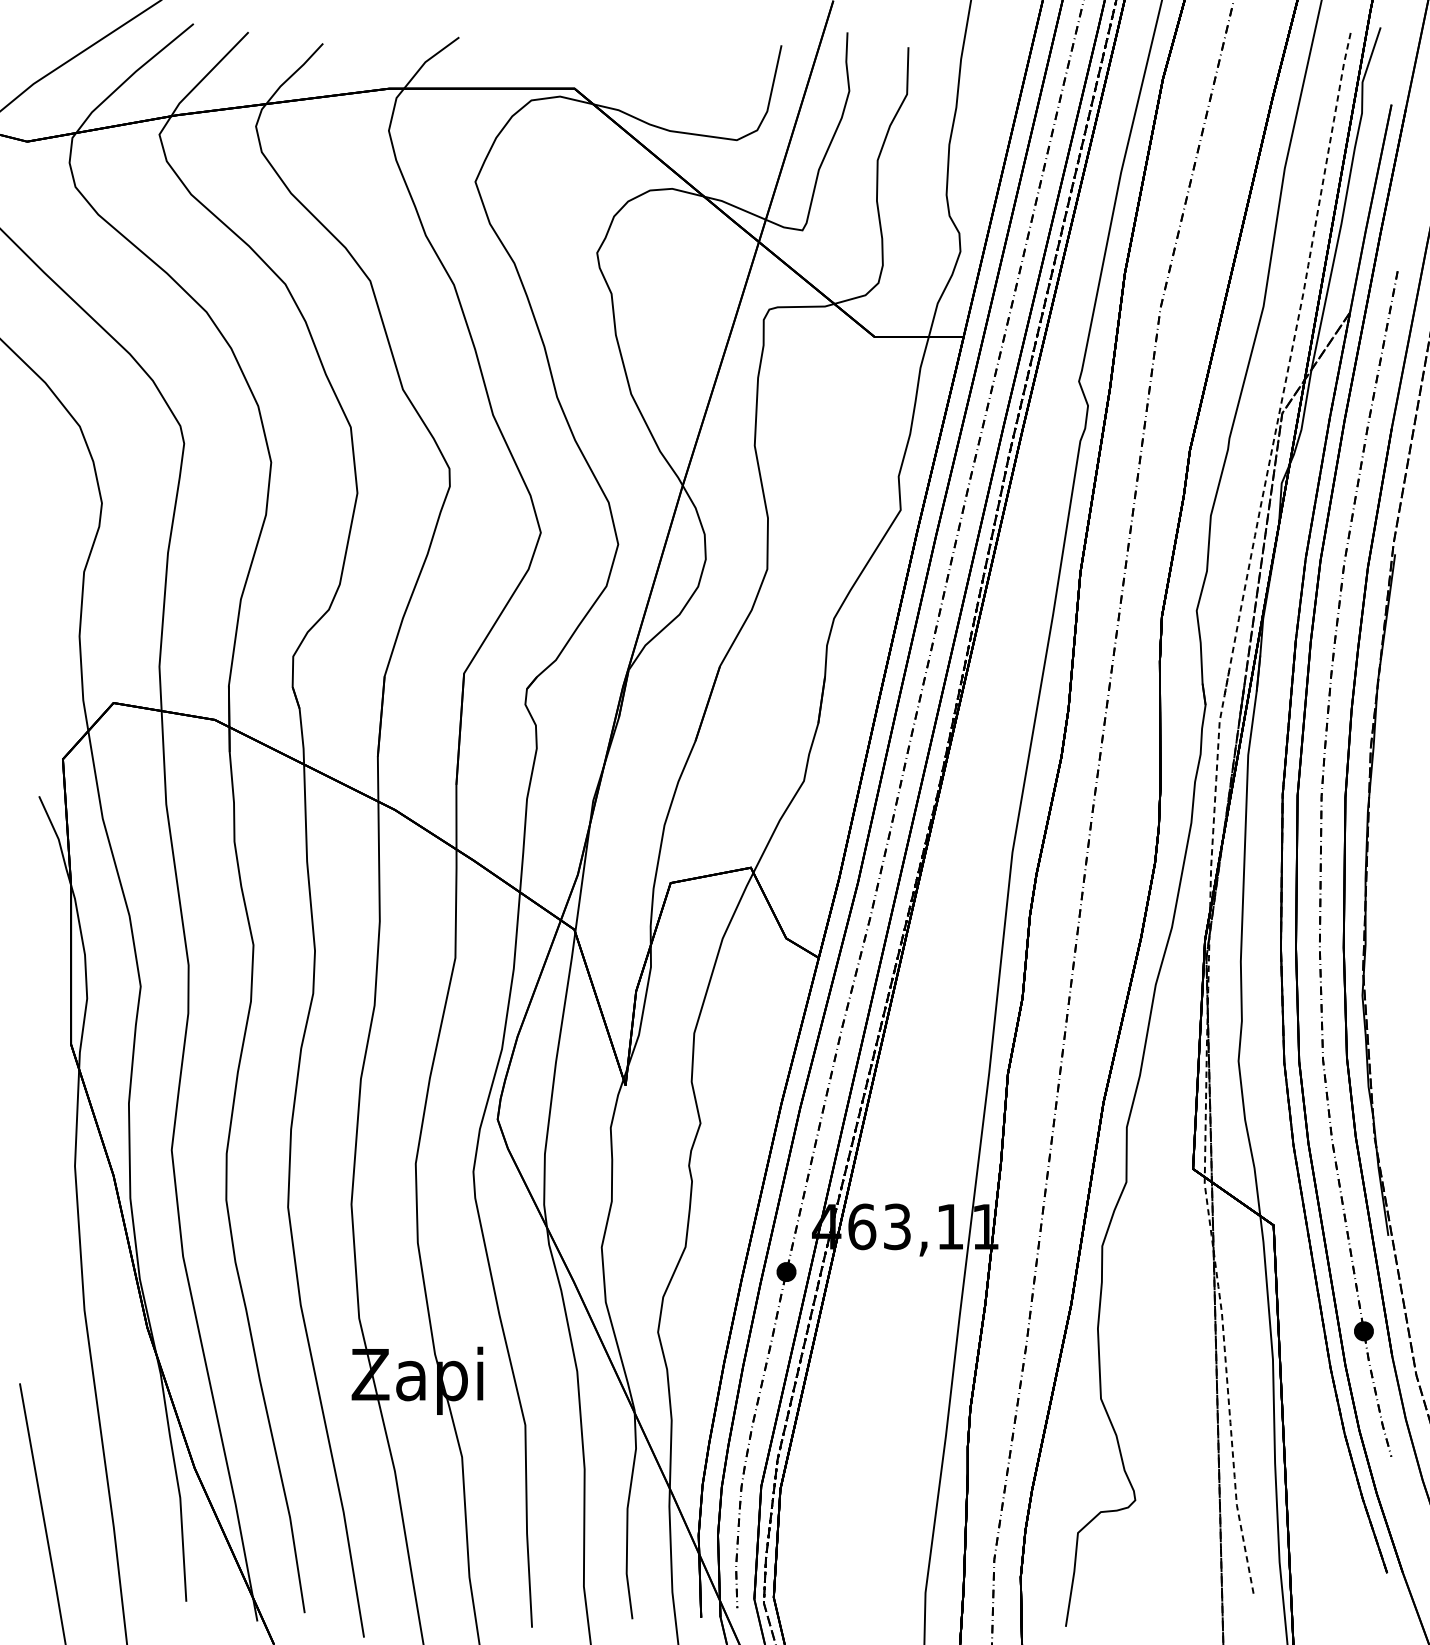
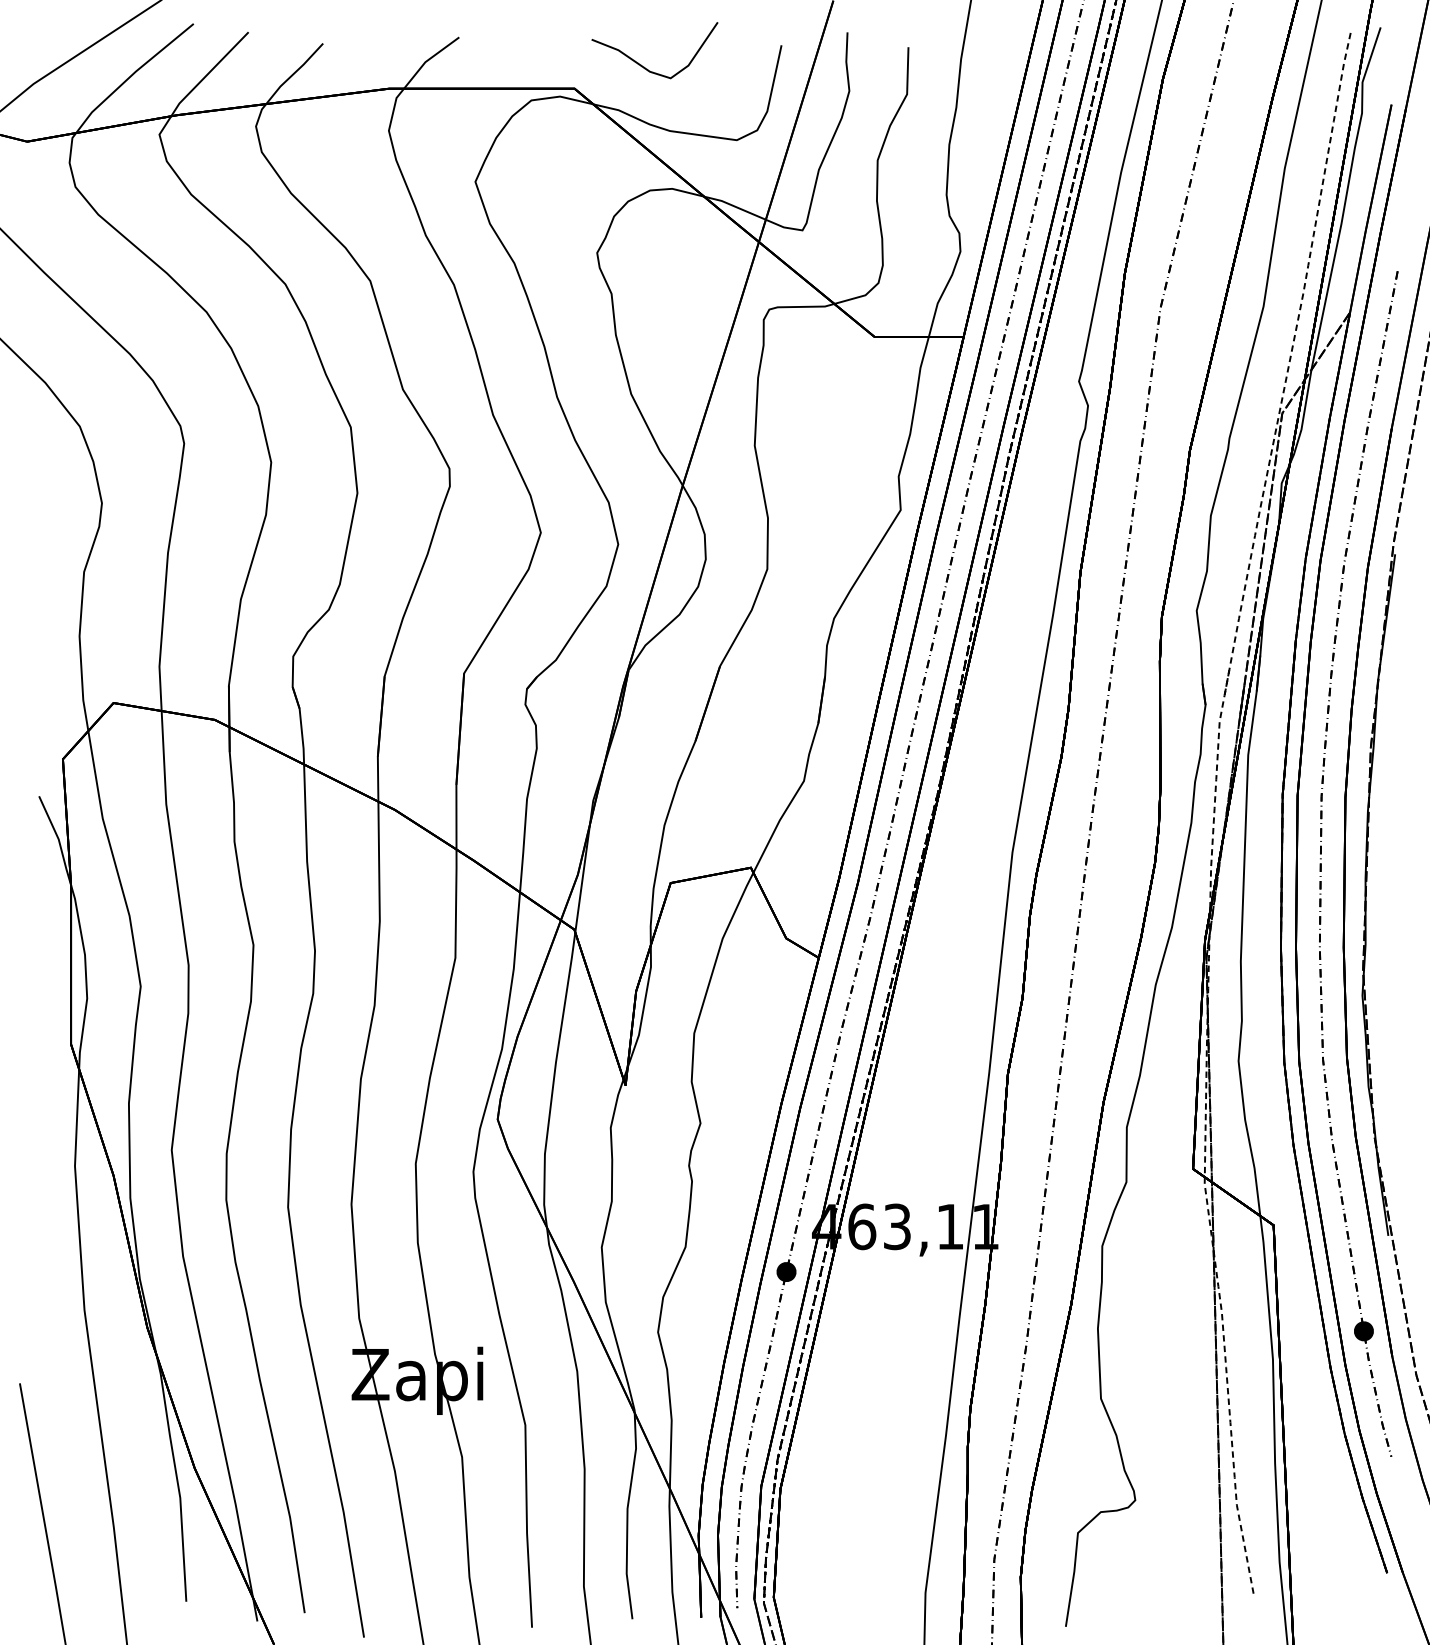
curve: none -> present (644, 66)
